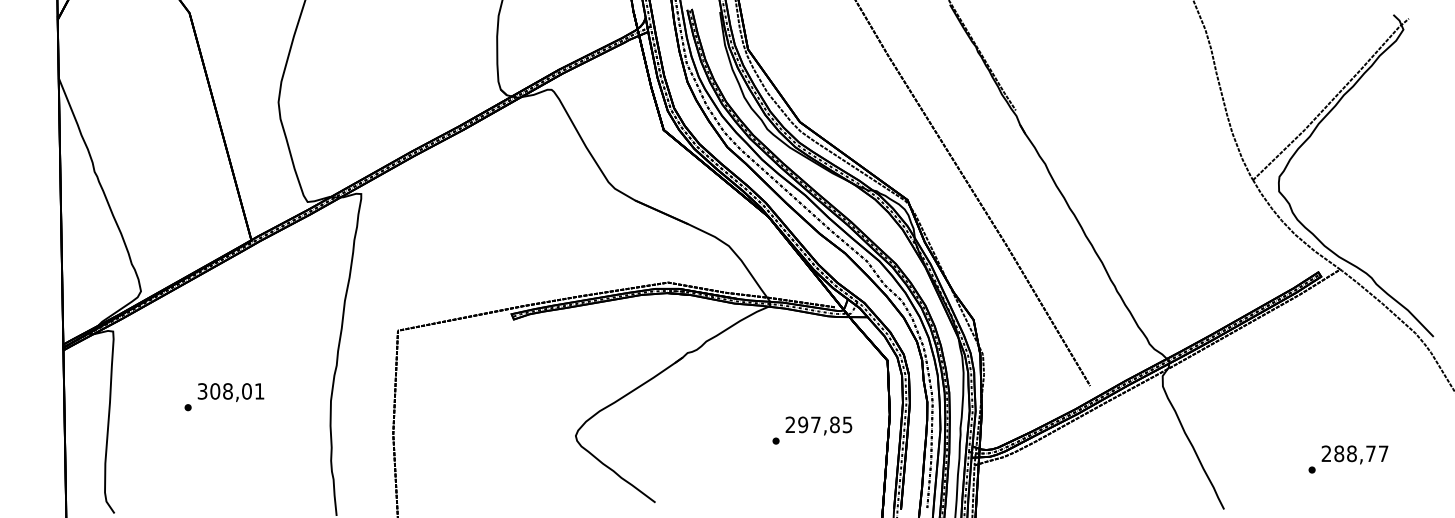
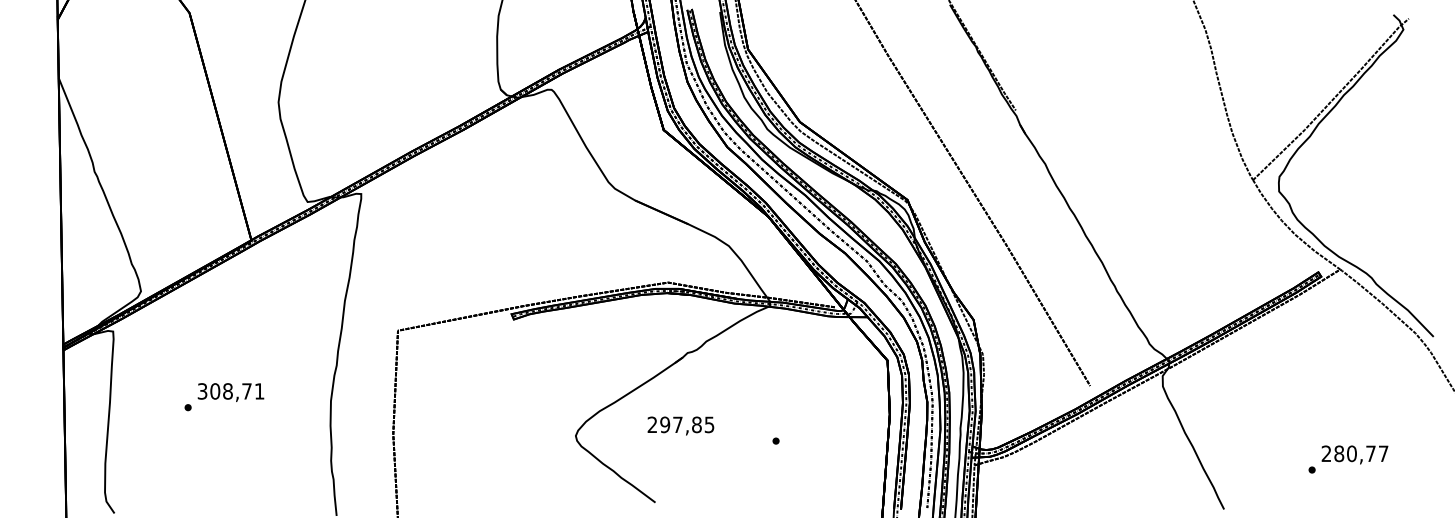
text: 308,01 -> 308,71 (246, 391)
text position: (818, 425) -> (680, 425) (680, 425)
text: 288,77 -> 280,77 (1351, 453)
